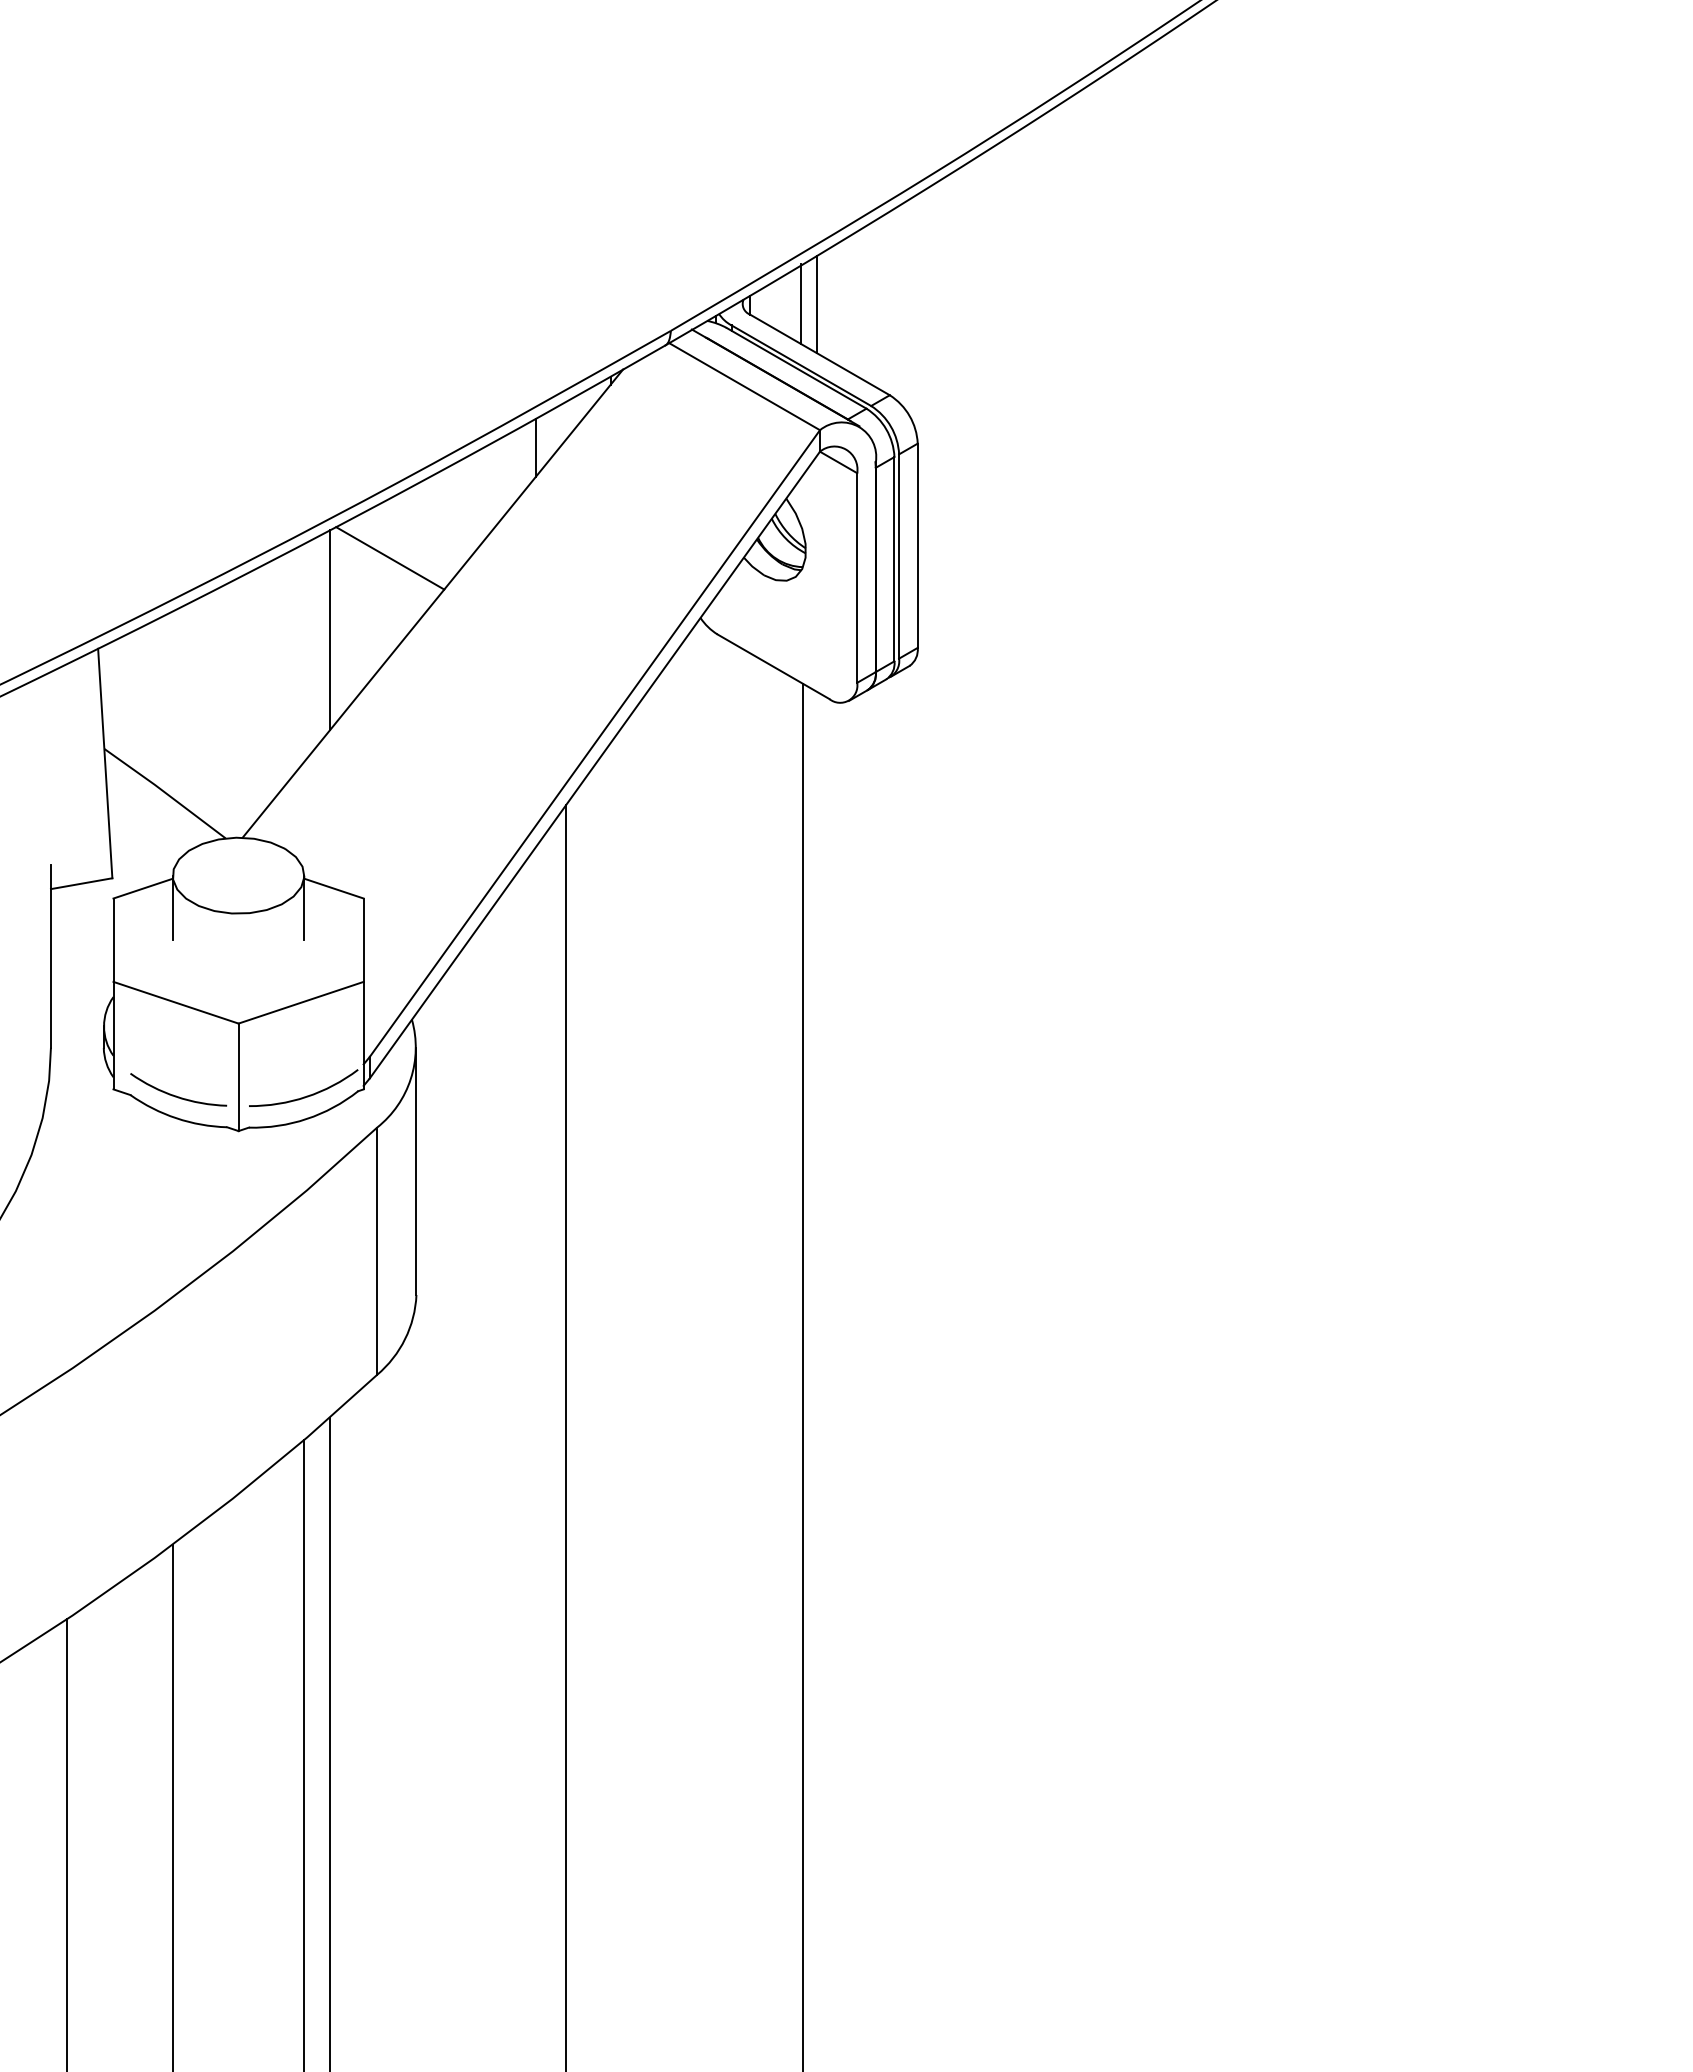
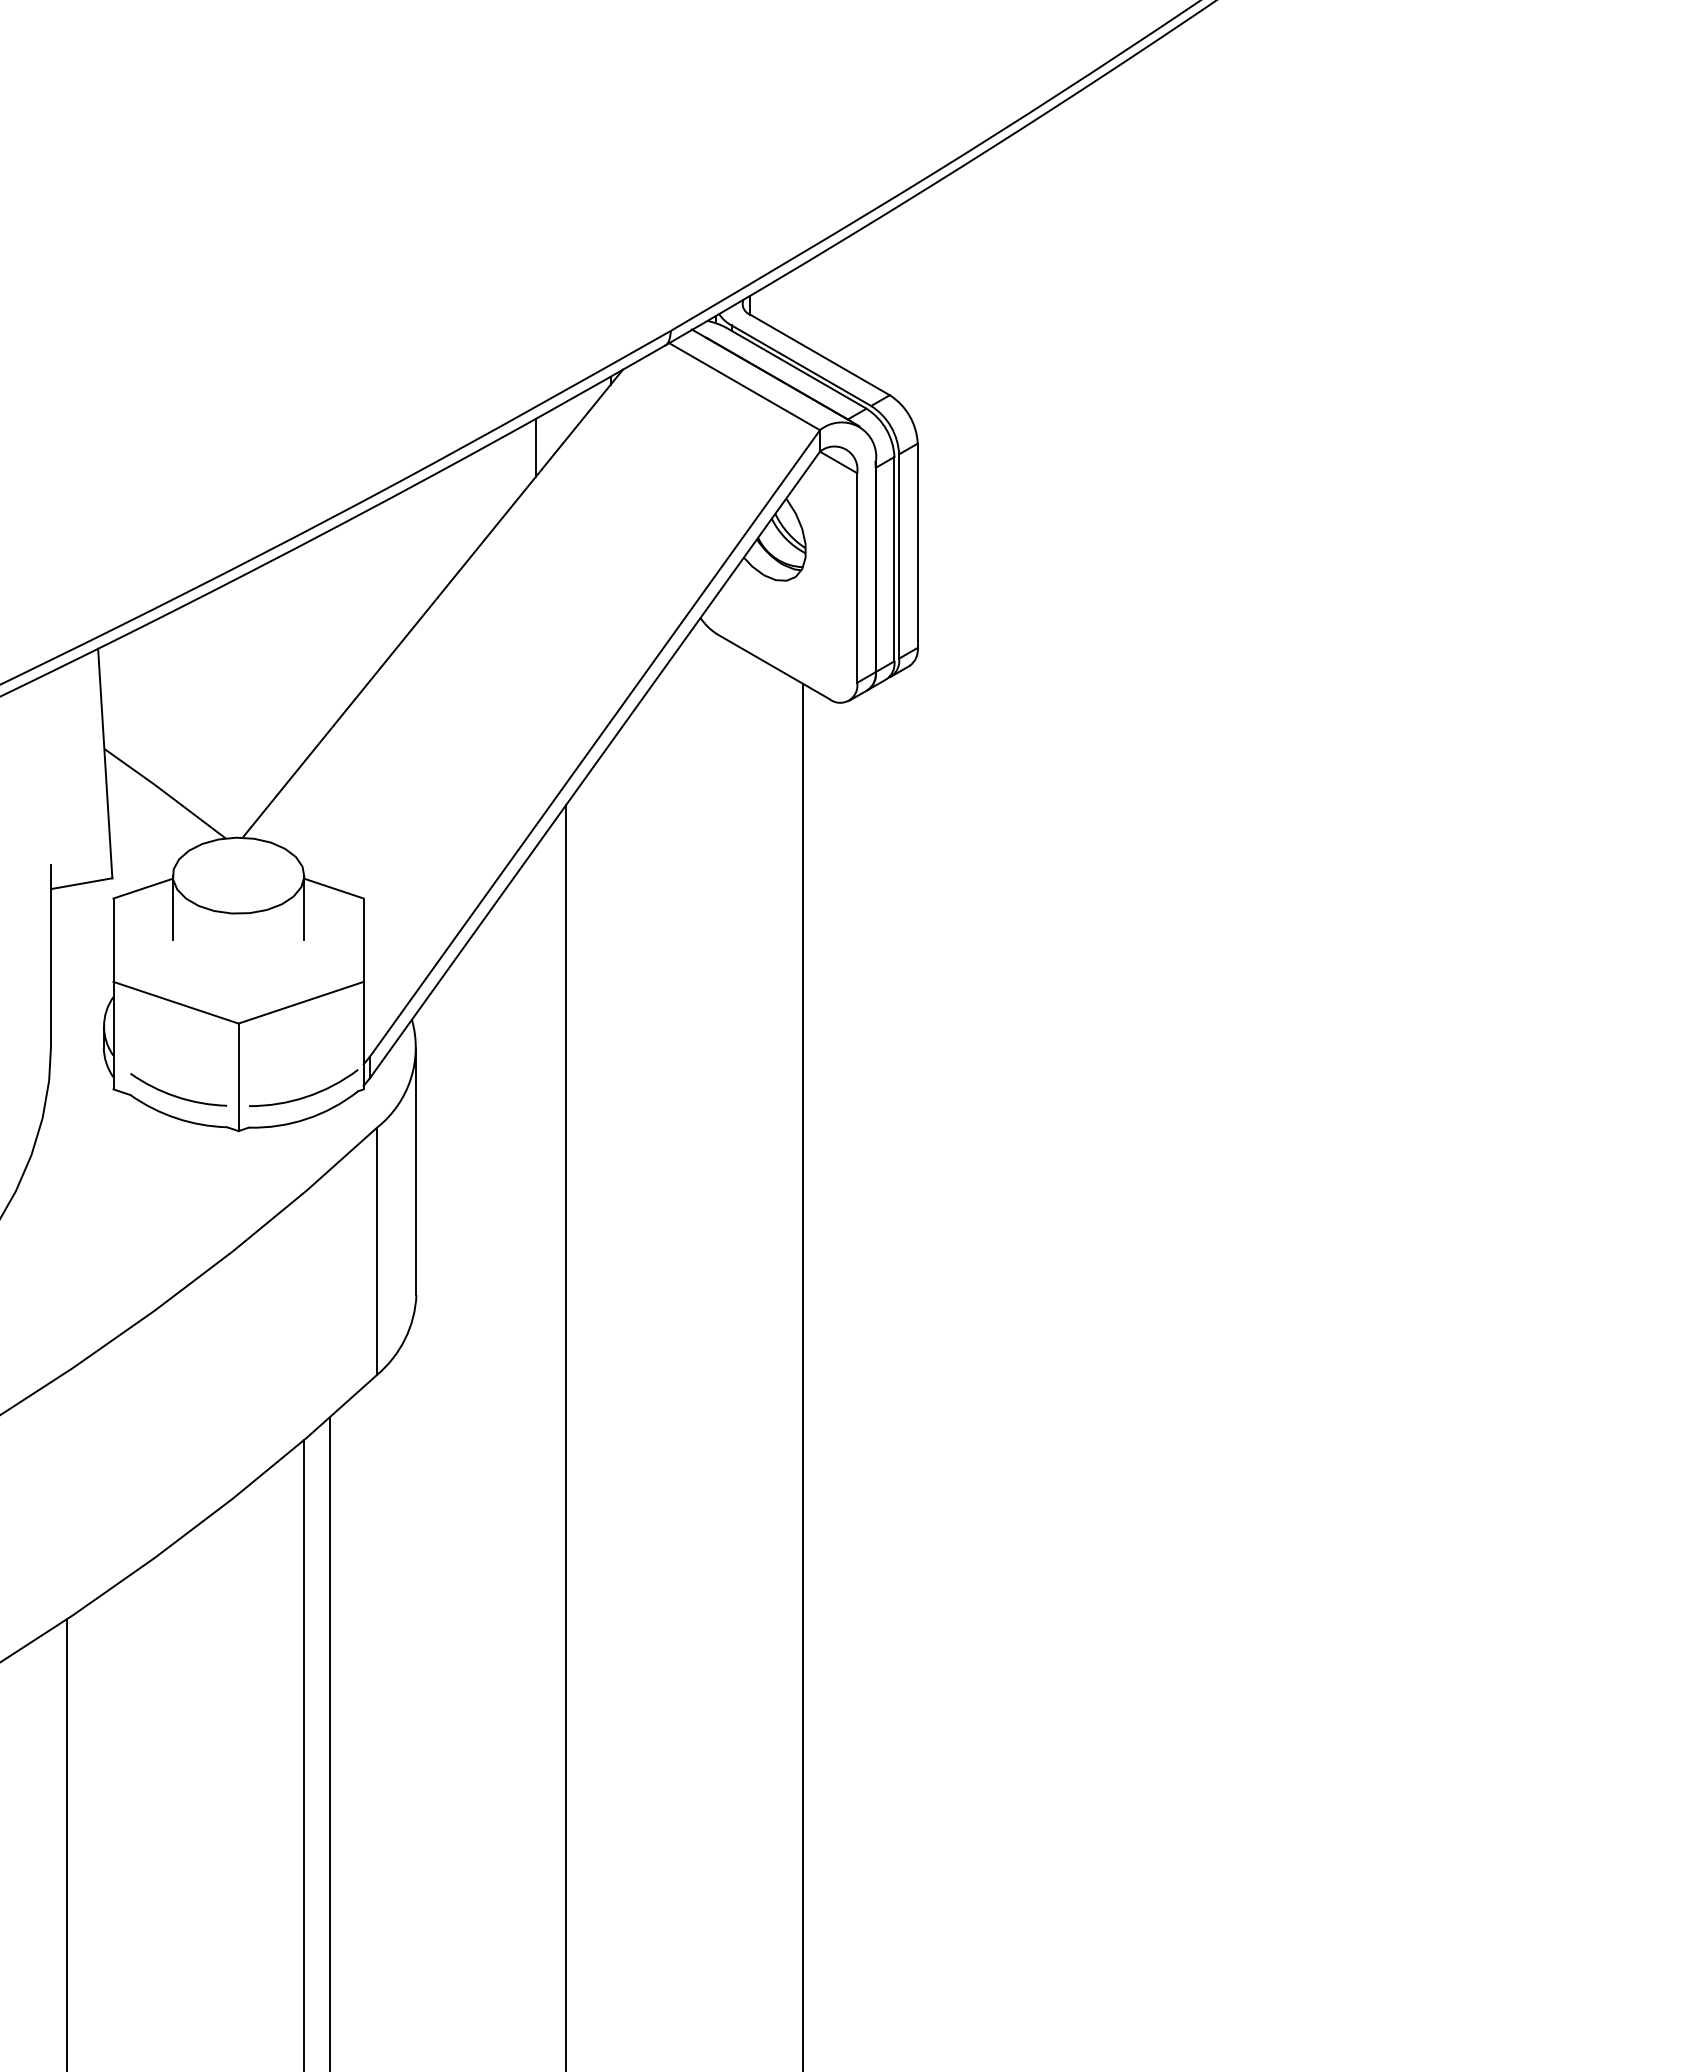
line: present -> none (801, 303)
line: present -> none (816, 304)
line: present -> none (390, 558)
line: present -> none (329, 630)
line: present -> none (172, 1806)
